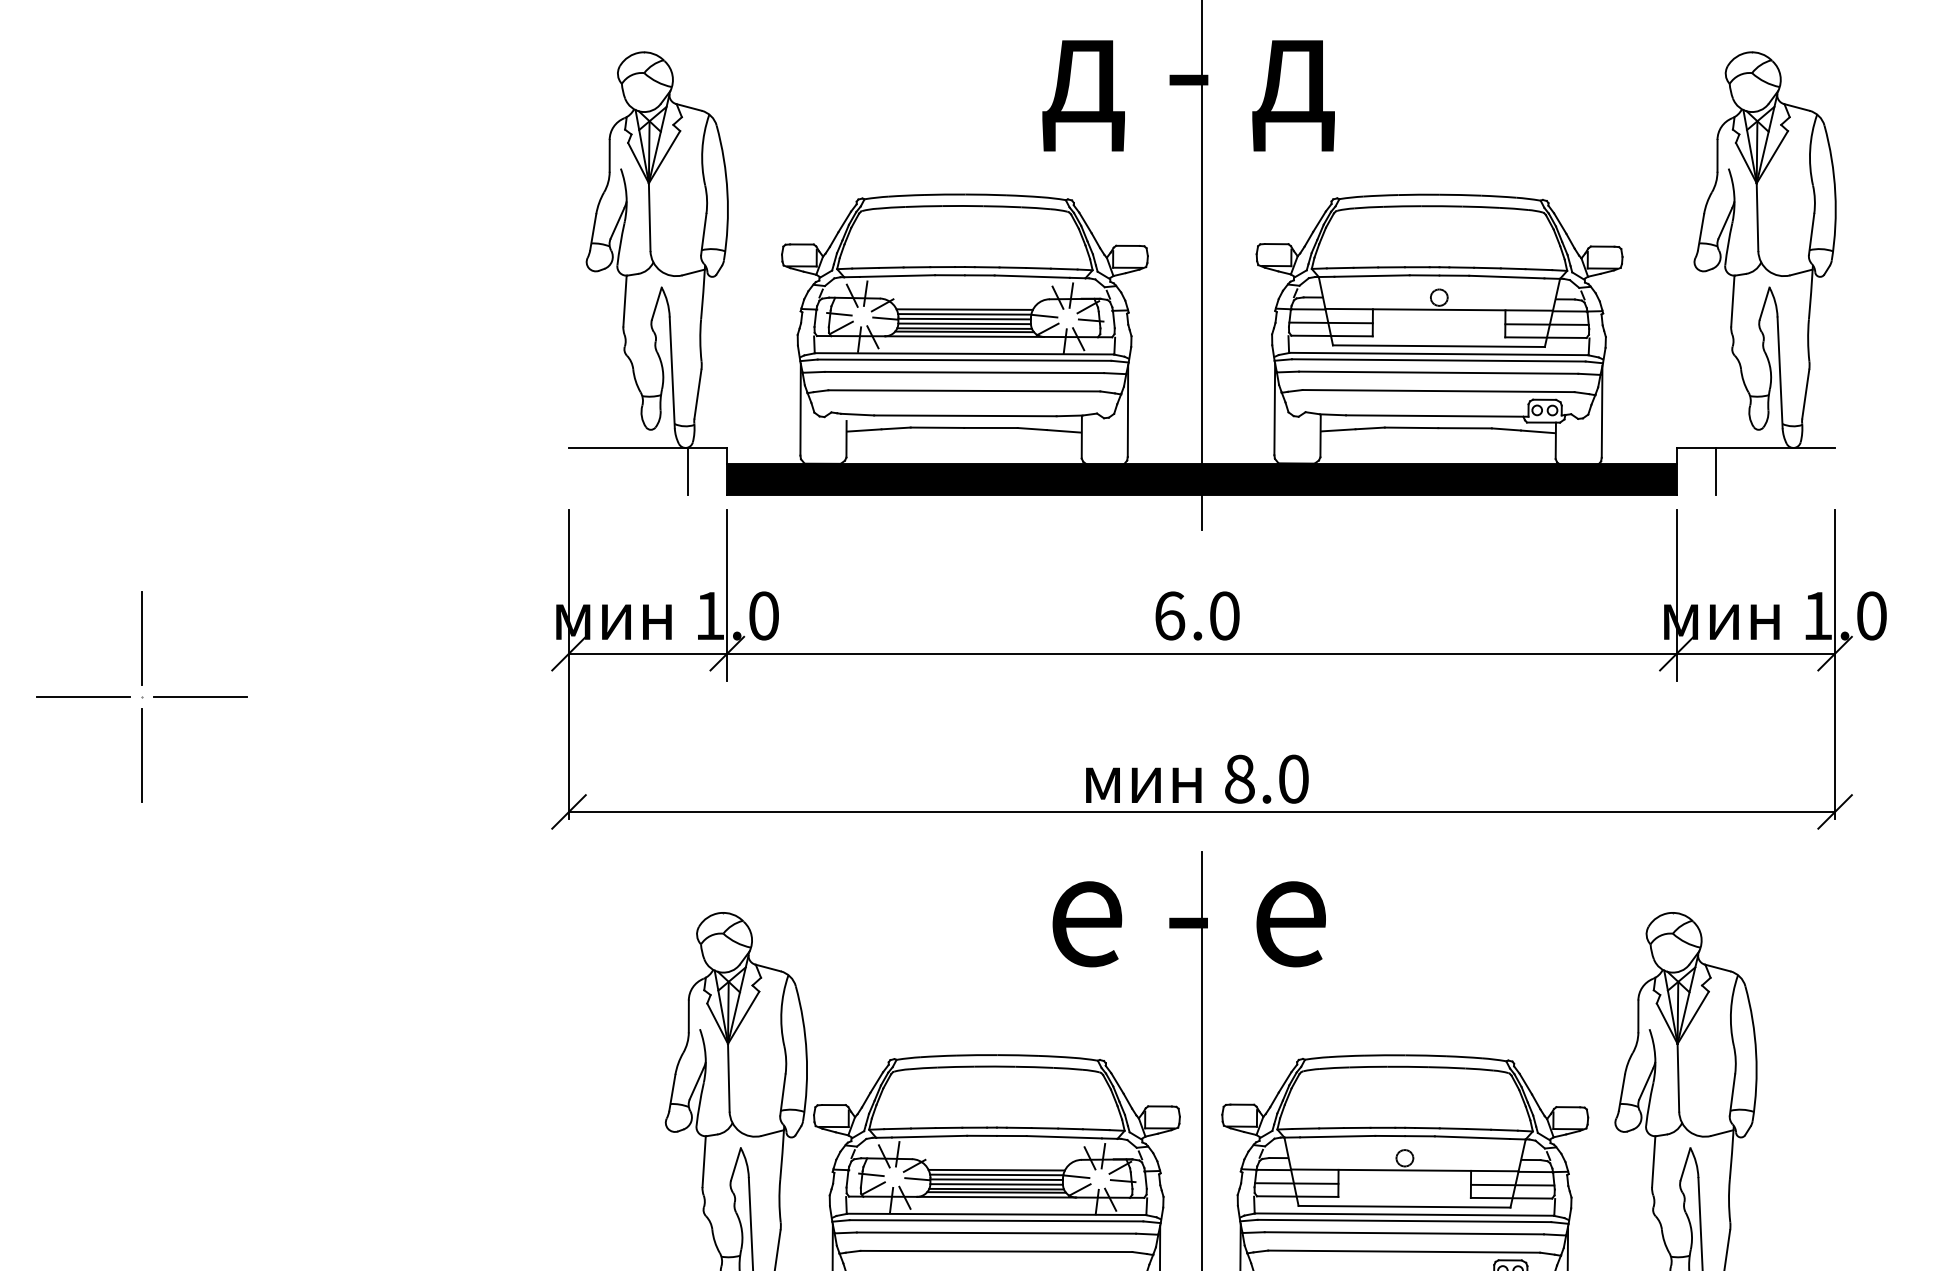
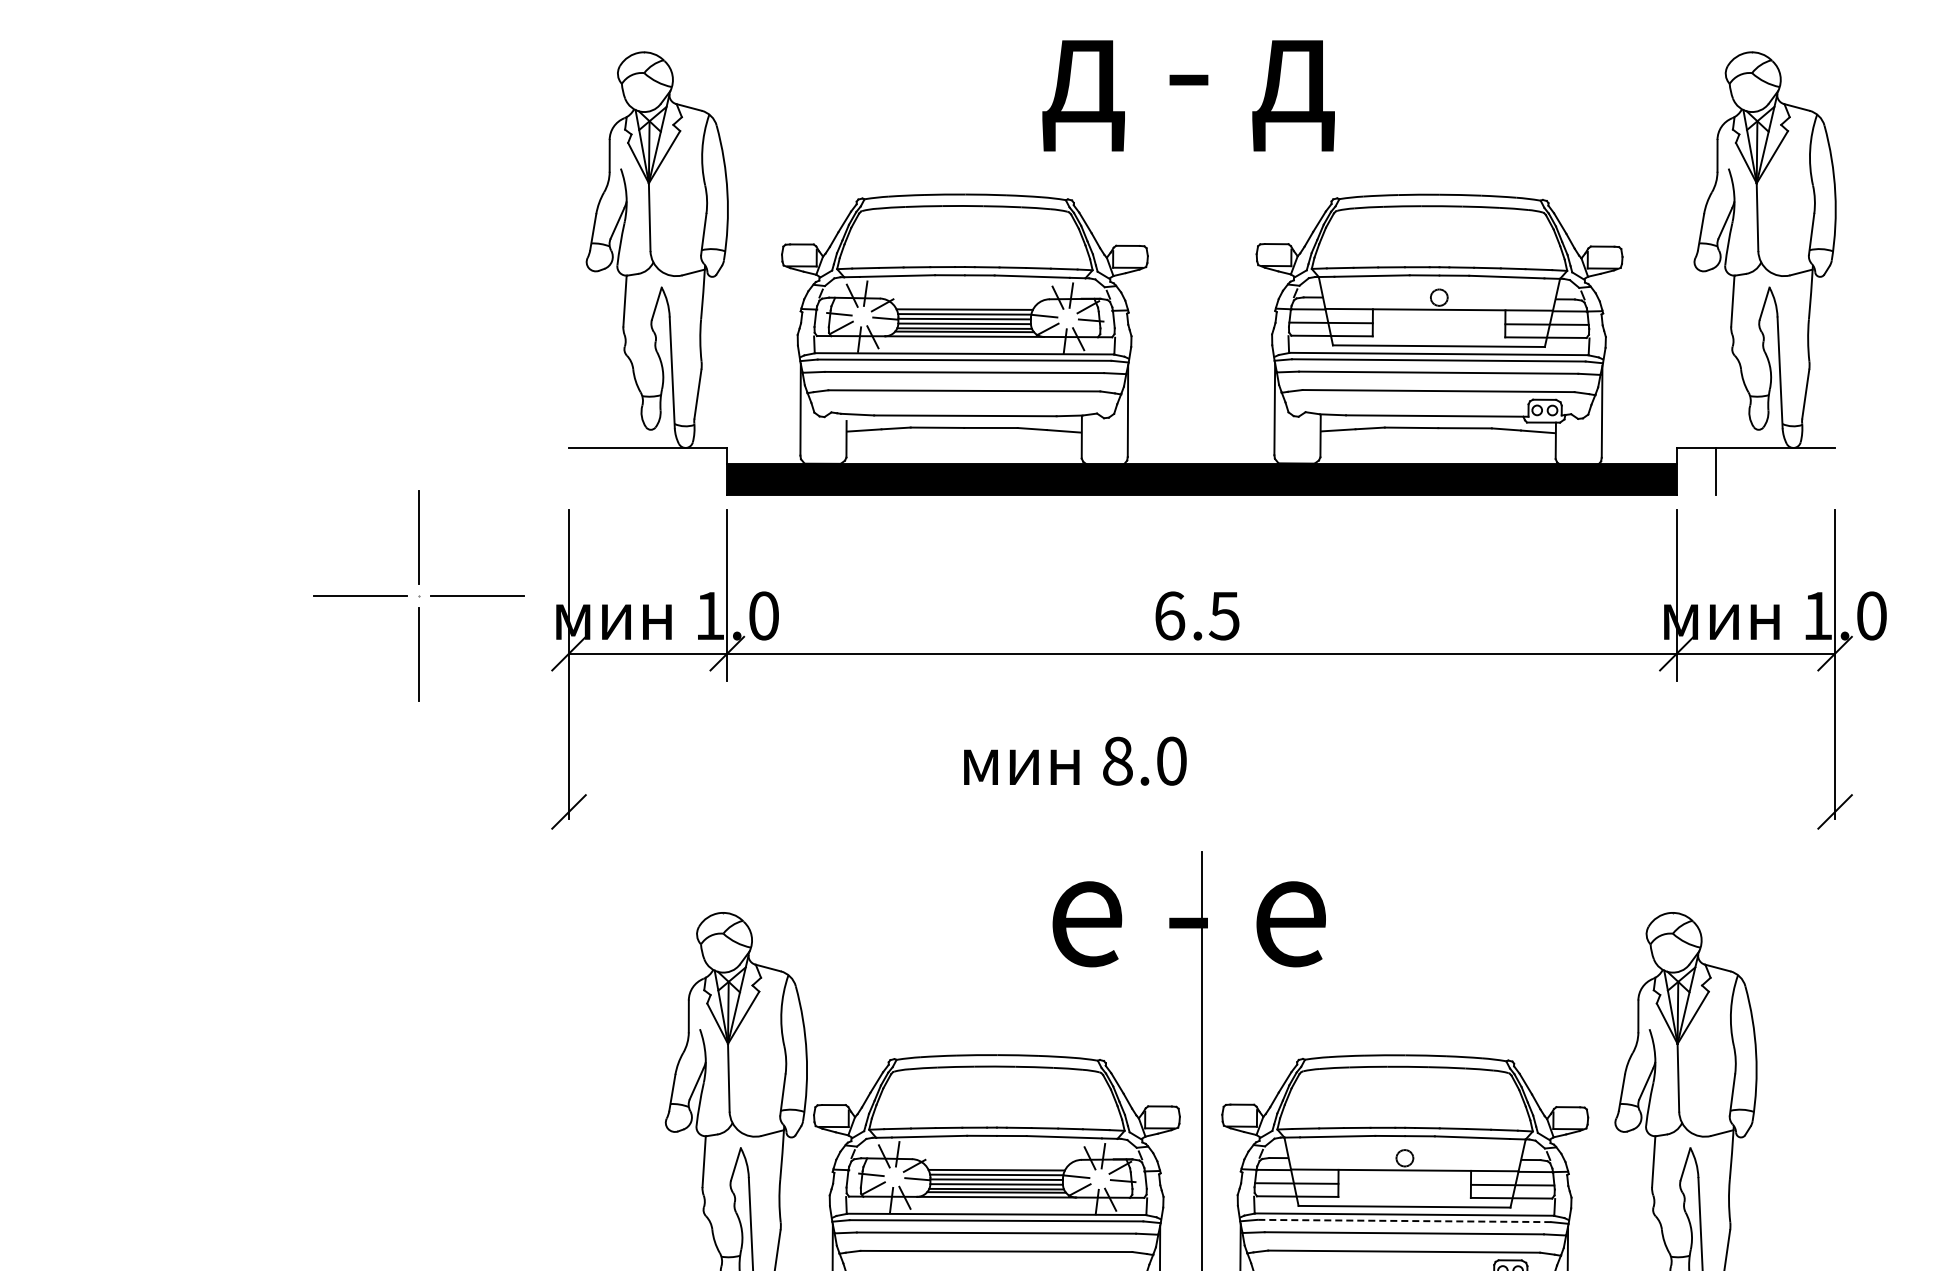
line: present -> none (1202, 265)
line: present -> none (687, 471)
text: .0 -> .5 (1223, 615)
part position: (141, 696) -> (418, 595) (418, 595)
text position: (1197, 778) -> (1075, 760) (1075, 760)
line: present -> none (1202, 811)
line: solid -> dashed (1404, 1220)
